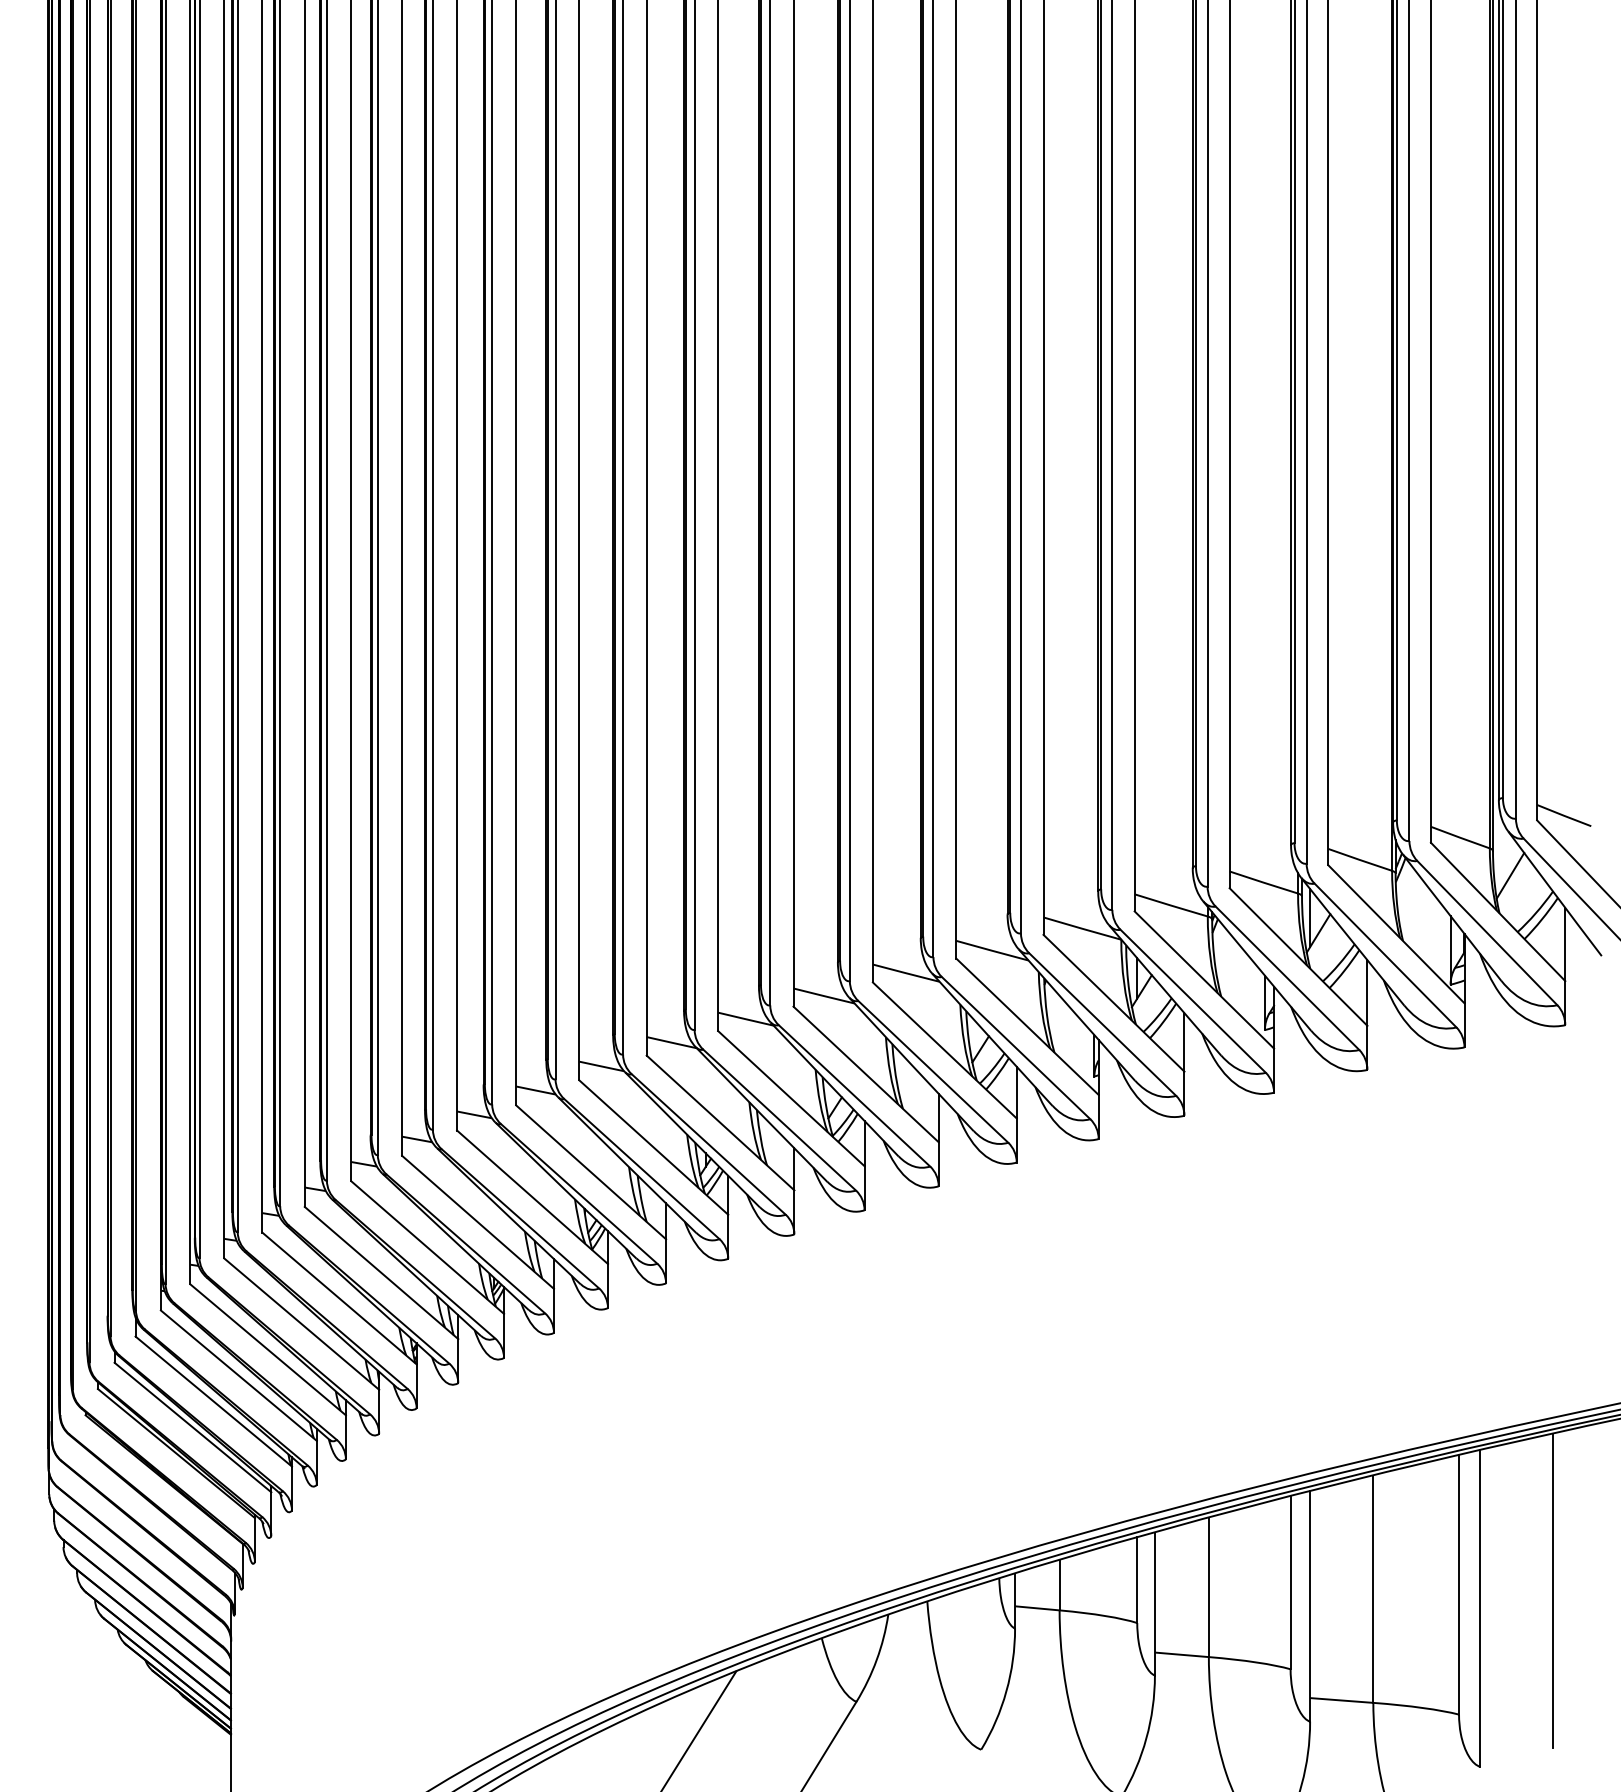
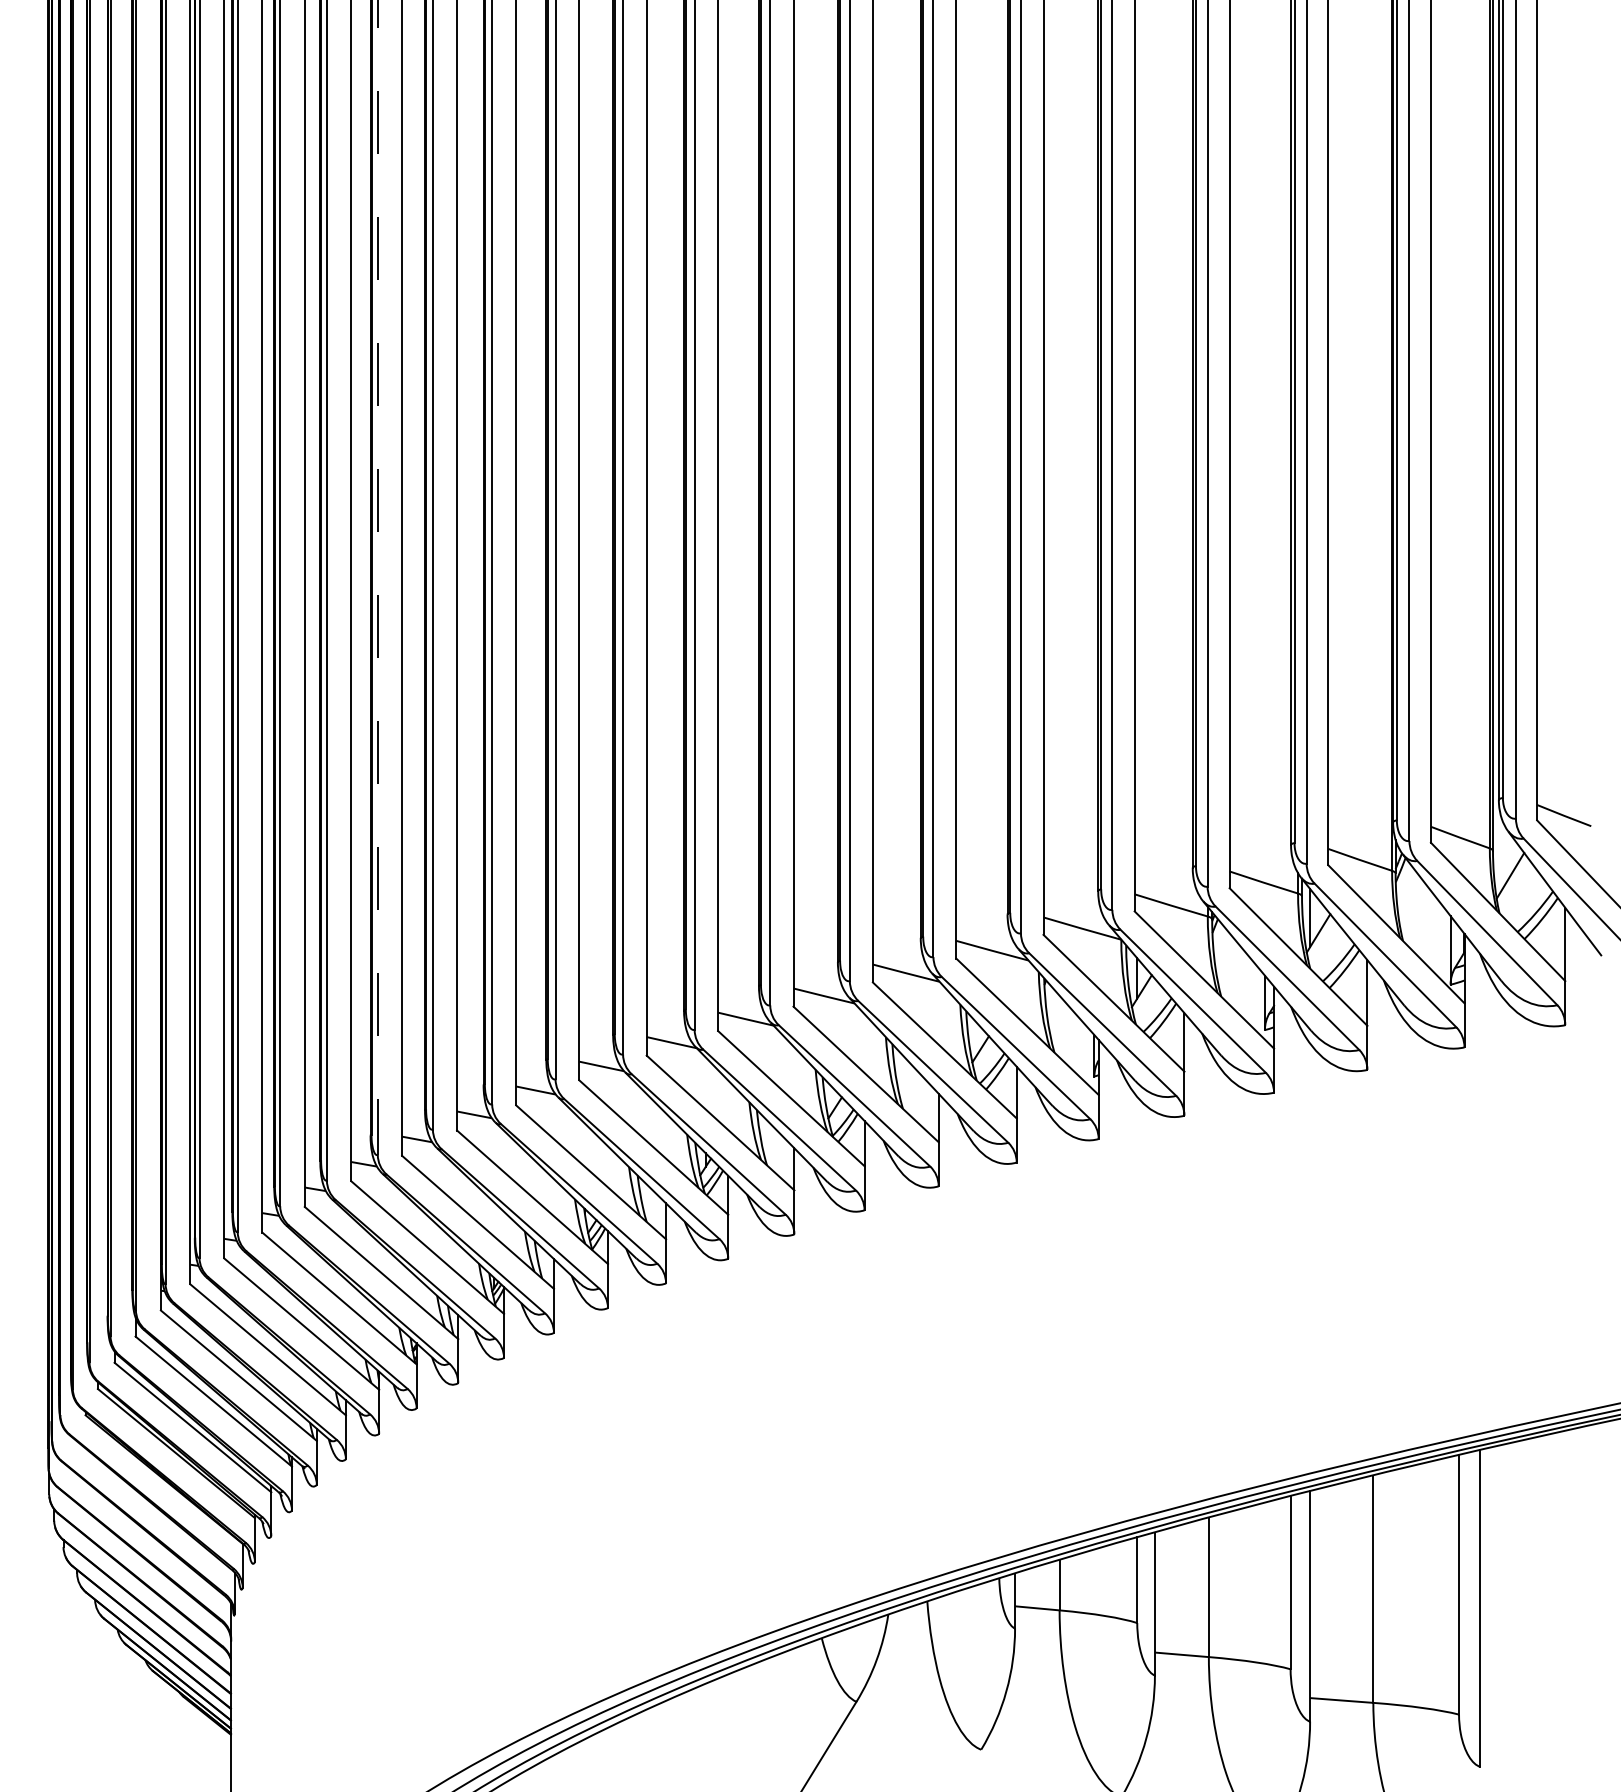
line: solid -> dashed (377, 578)
line: present -> none (1552, 1590)
line: present -> none (699, 1729)
